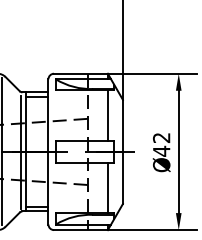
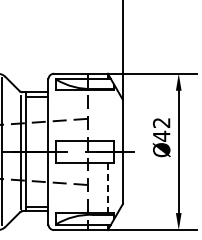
line: present -> none (107, 115)
text position: (161, 152) -> (161, 137) (161, 137)
line: solid -> dashed (107, 188)
